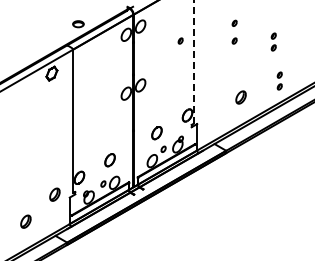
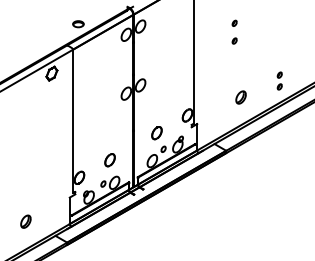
part: present -> none (180, 40)
part: present -> none (273, 41)
line: dashed -> solid (193, 61)
part: present -> none (54, 194)
